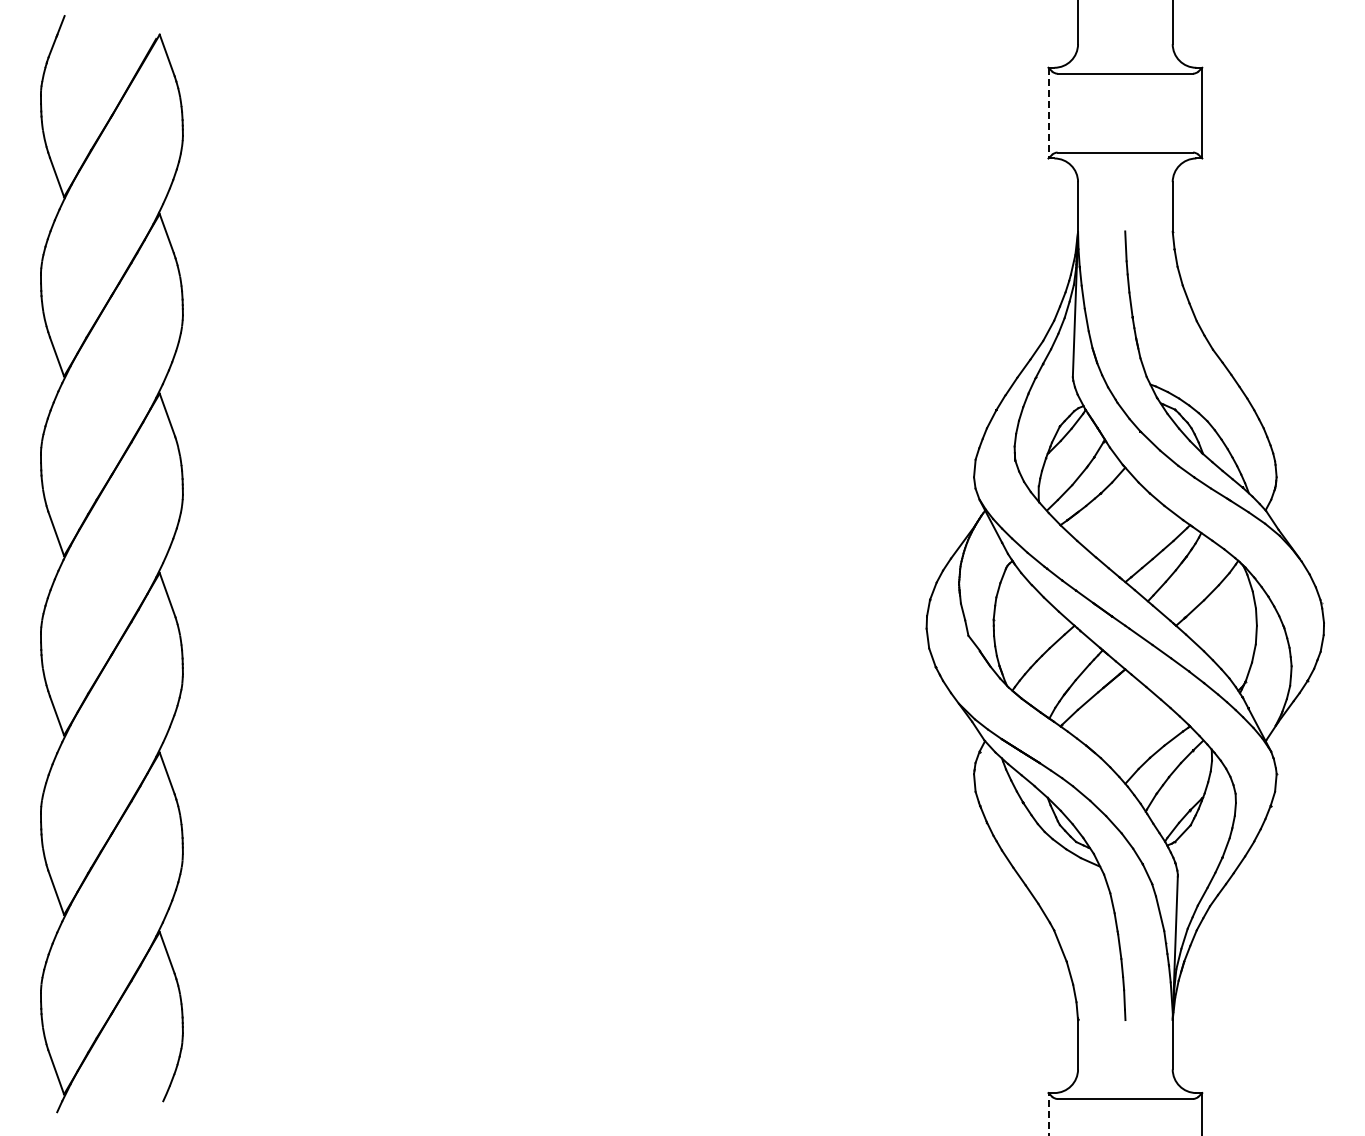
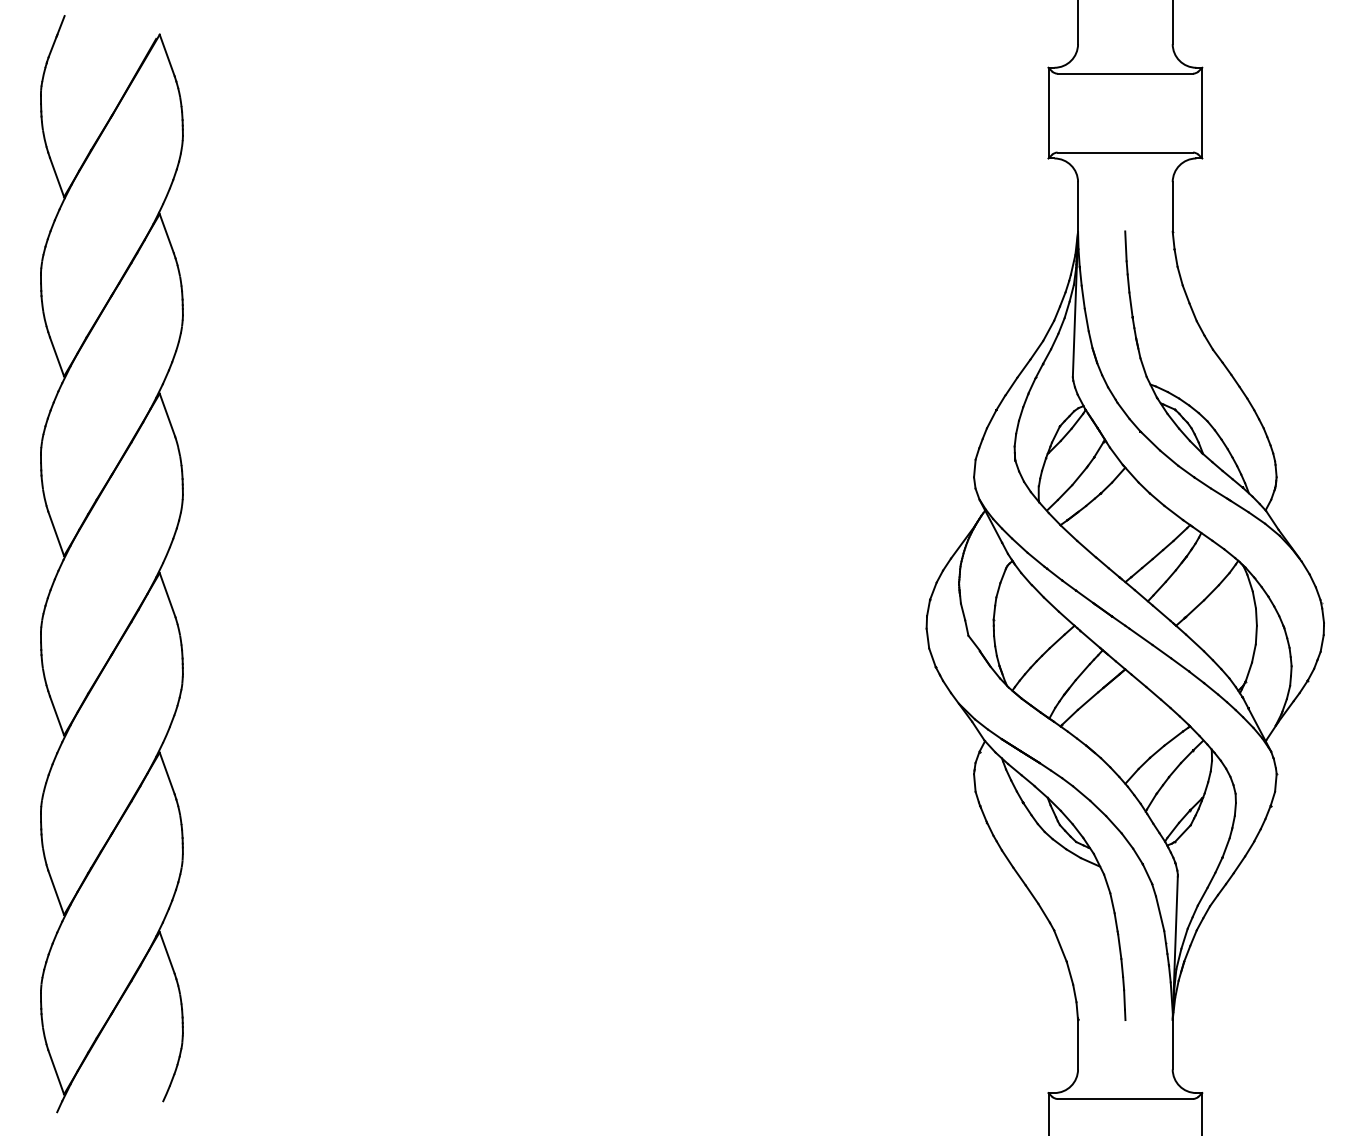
line: dashed -> solid (1048, 113)
line: dashed -> solid (1048, 1113)
